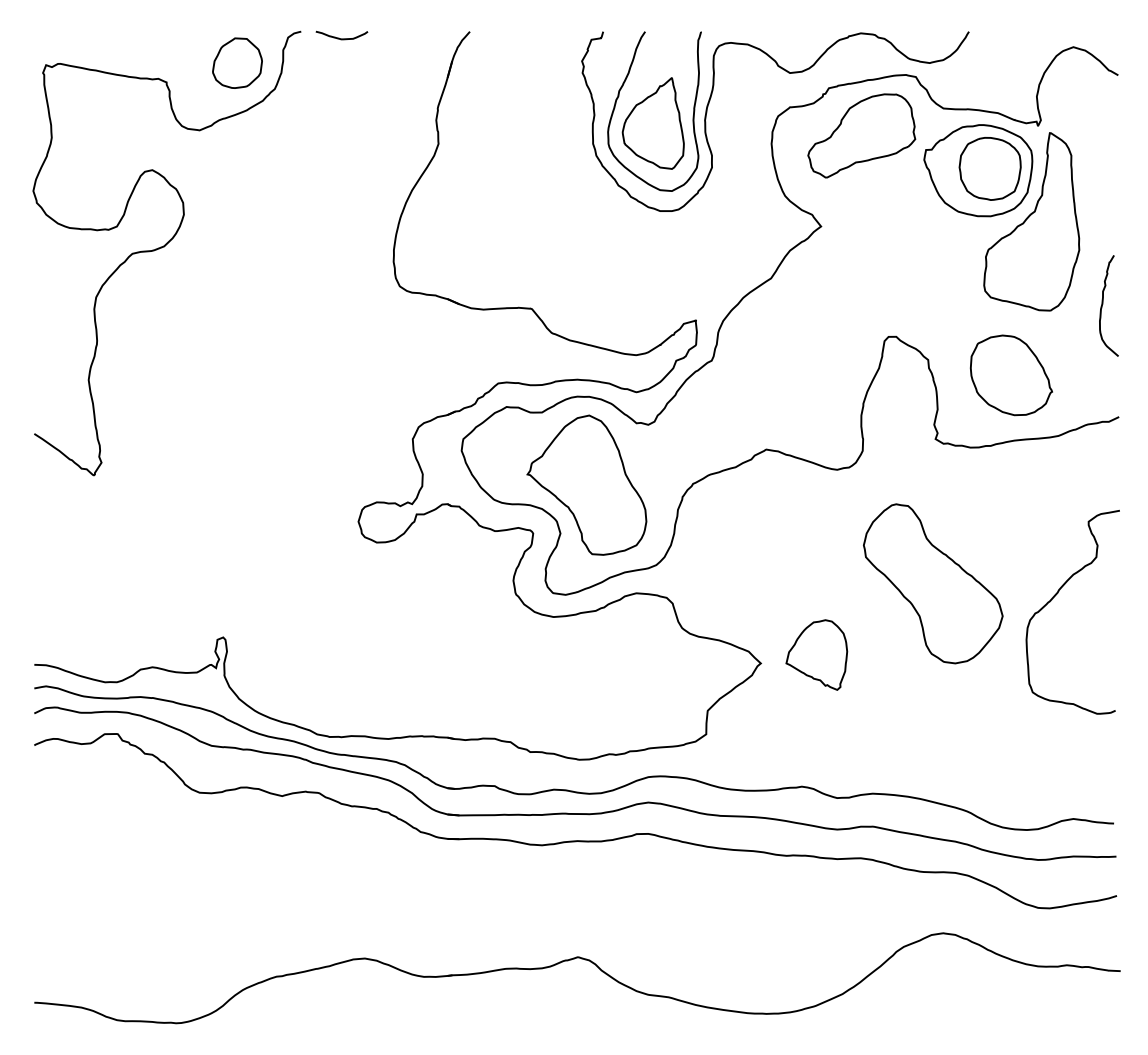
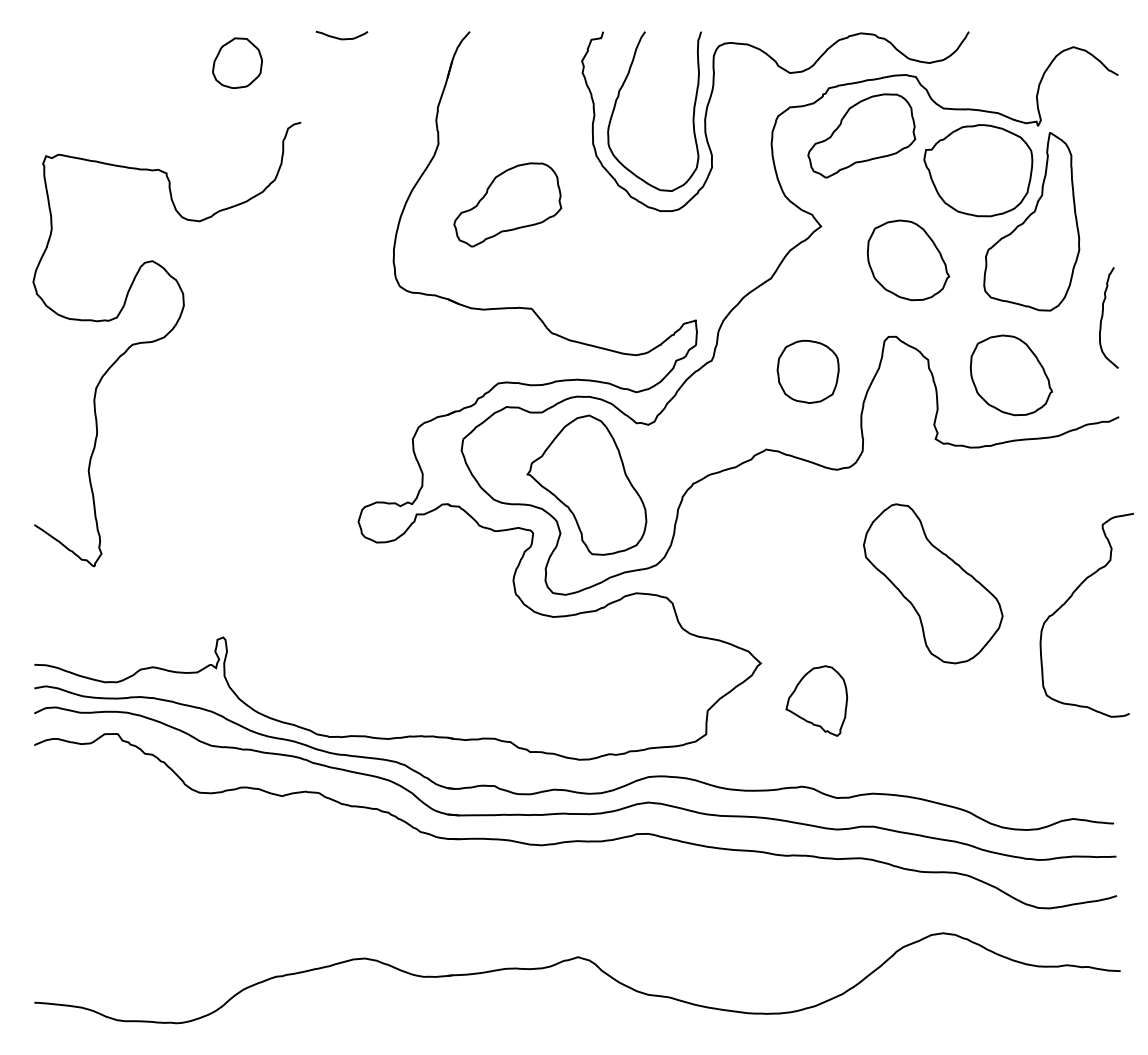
part: present -> none (652, 123)
part position: (989, 168) -> (807, 371) (807, 371)
part: none -> present (507, 204)
curve position: (164, 247) -> (164, 338) (164, 338)
part: none -> present (907, 260)
curve position: (1103, 304) -> (1103, 316) (1103, 316)
curve position: (1056, 595) -> (1070, 598) (1070, 598)
part position: (816, 654) -> (816, 700) (816, 700)
